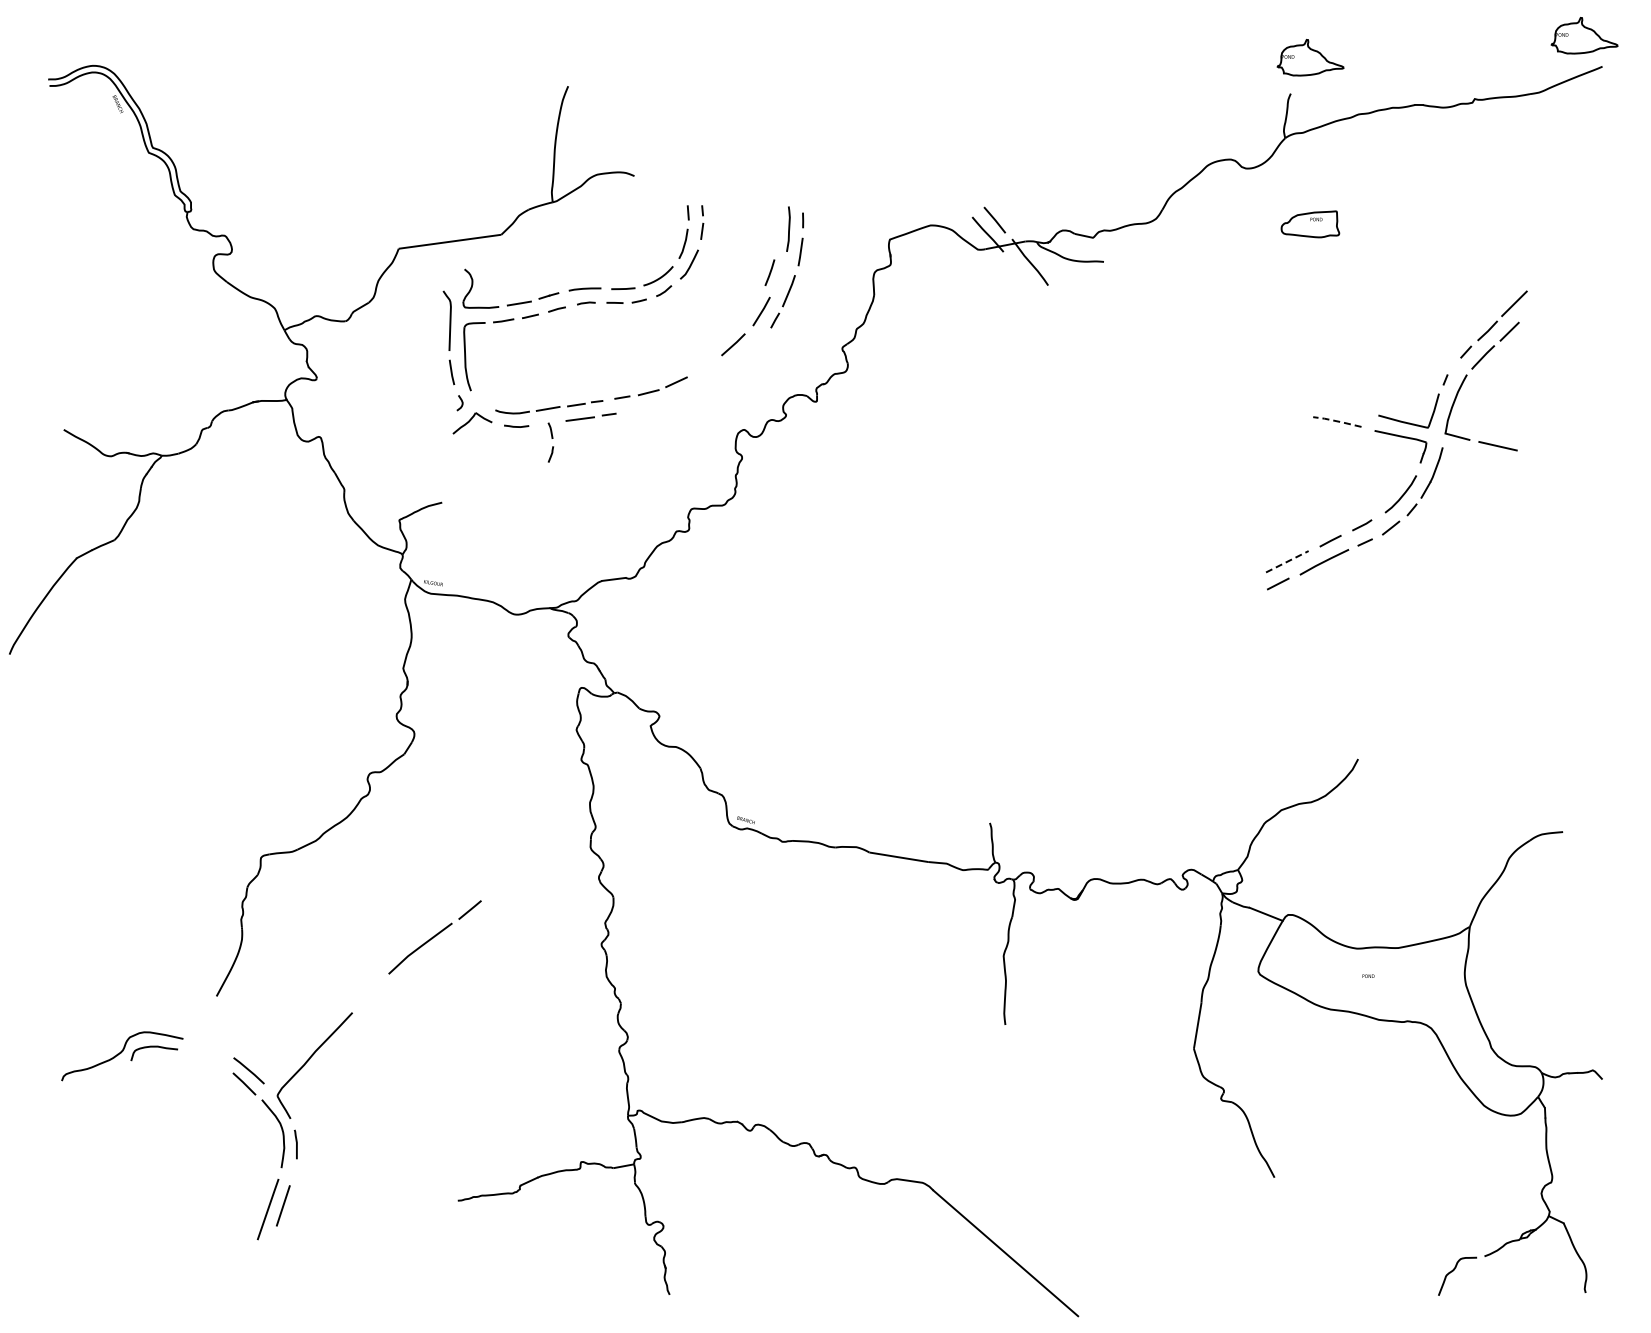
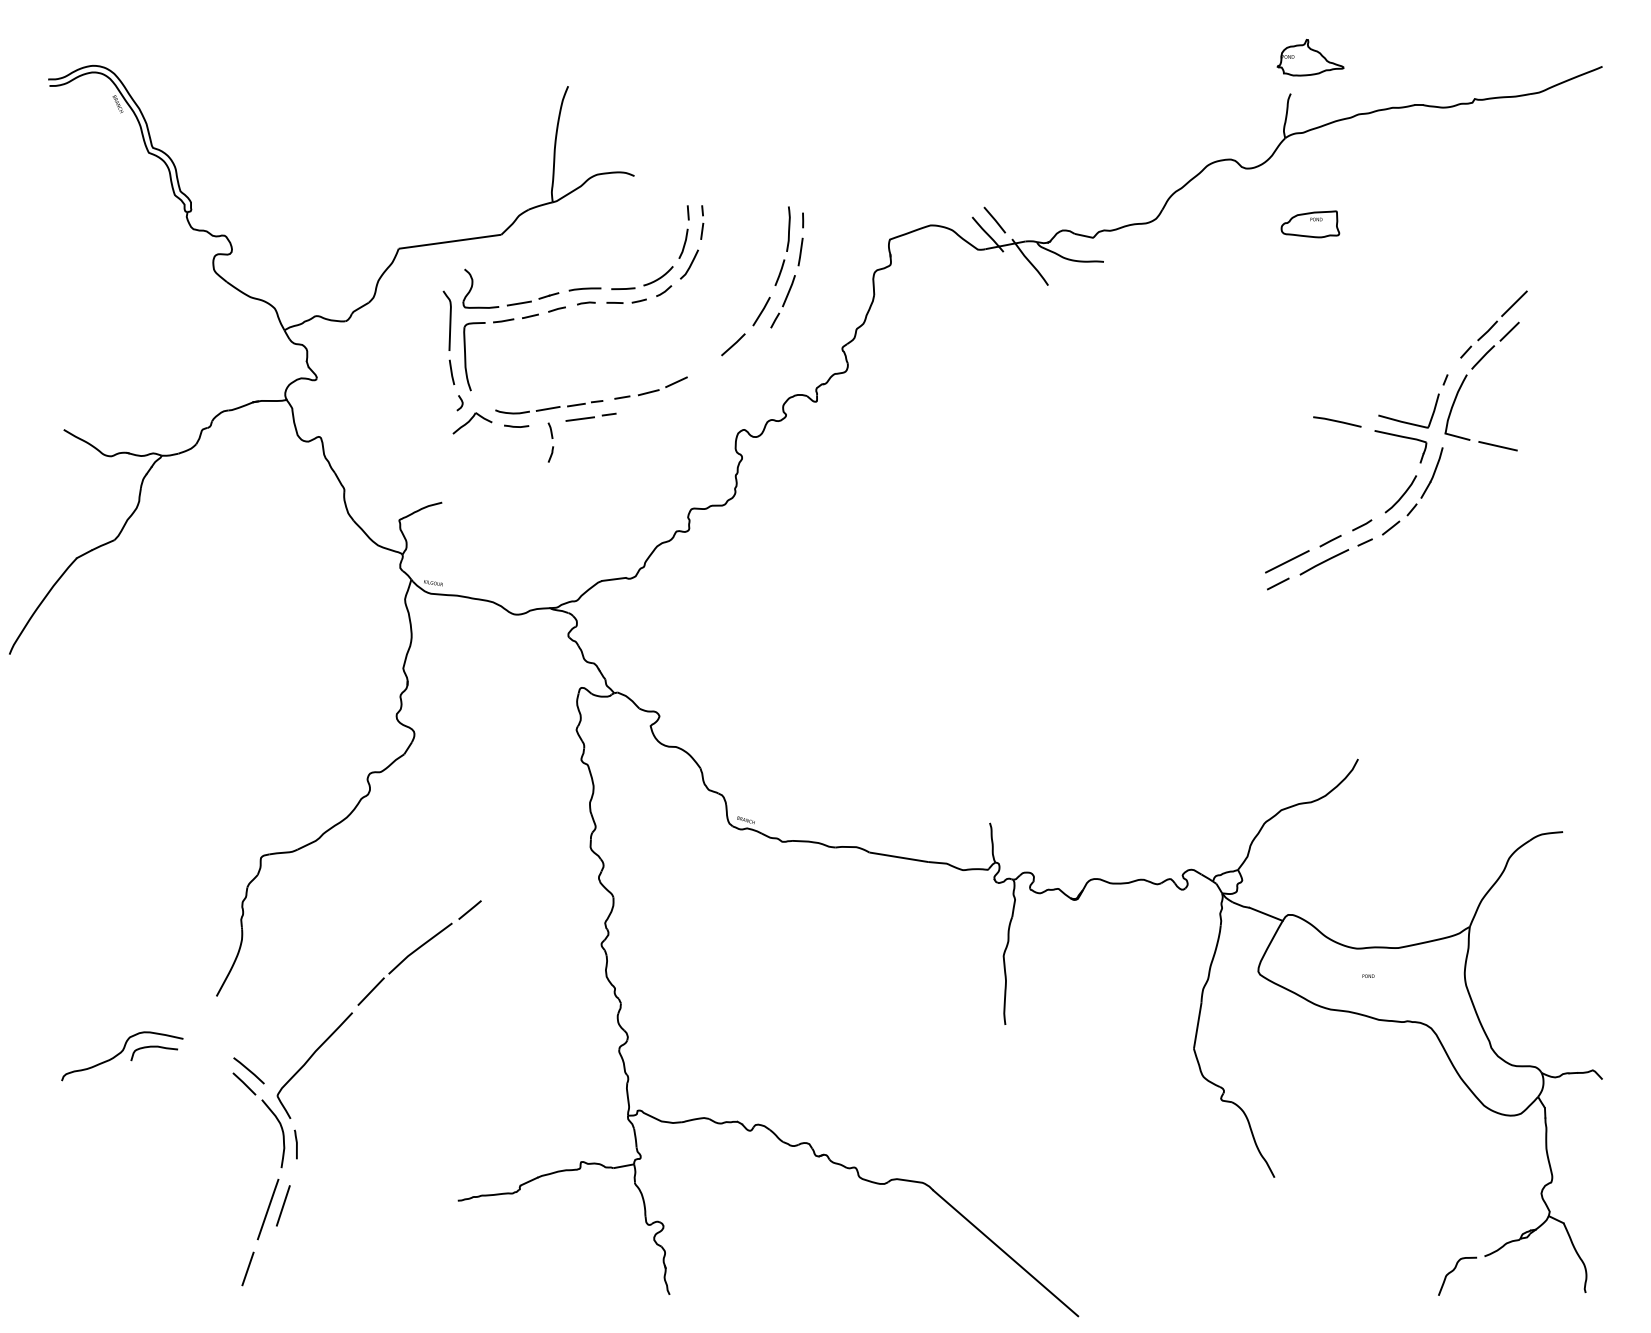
part: present -> none (1584, 35)
line position: (769, 272) -> (779, 272) (779, 272)
line: dashed -> solid (1337, 421)
line: dashed -> solid (1287, 561)
line: none -> present (370, 991)
line: none -> present (247, 1268)
